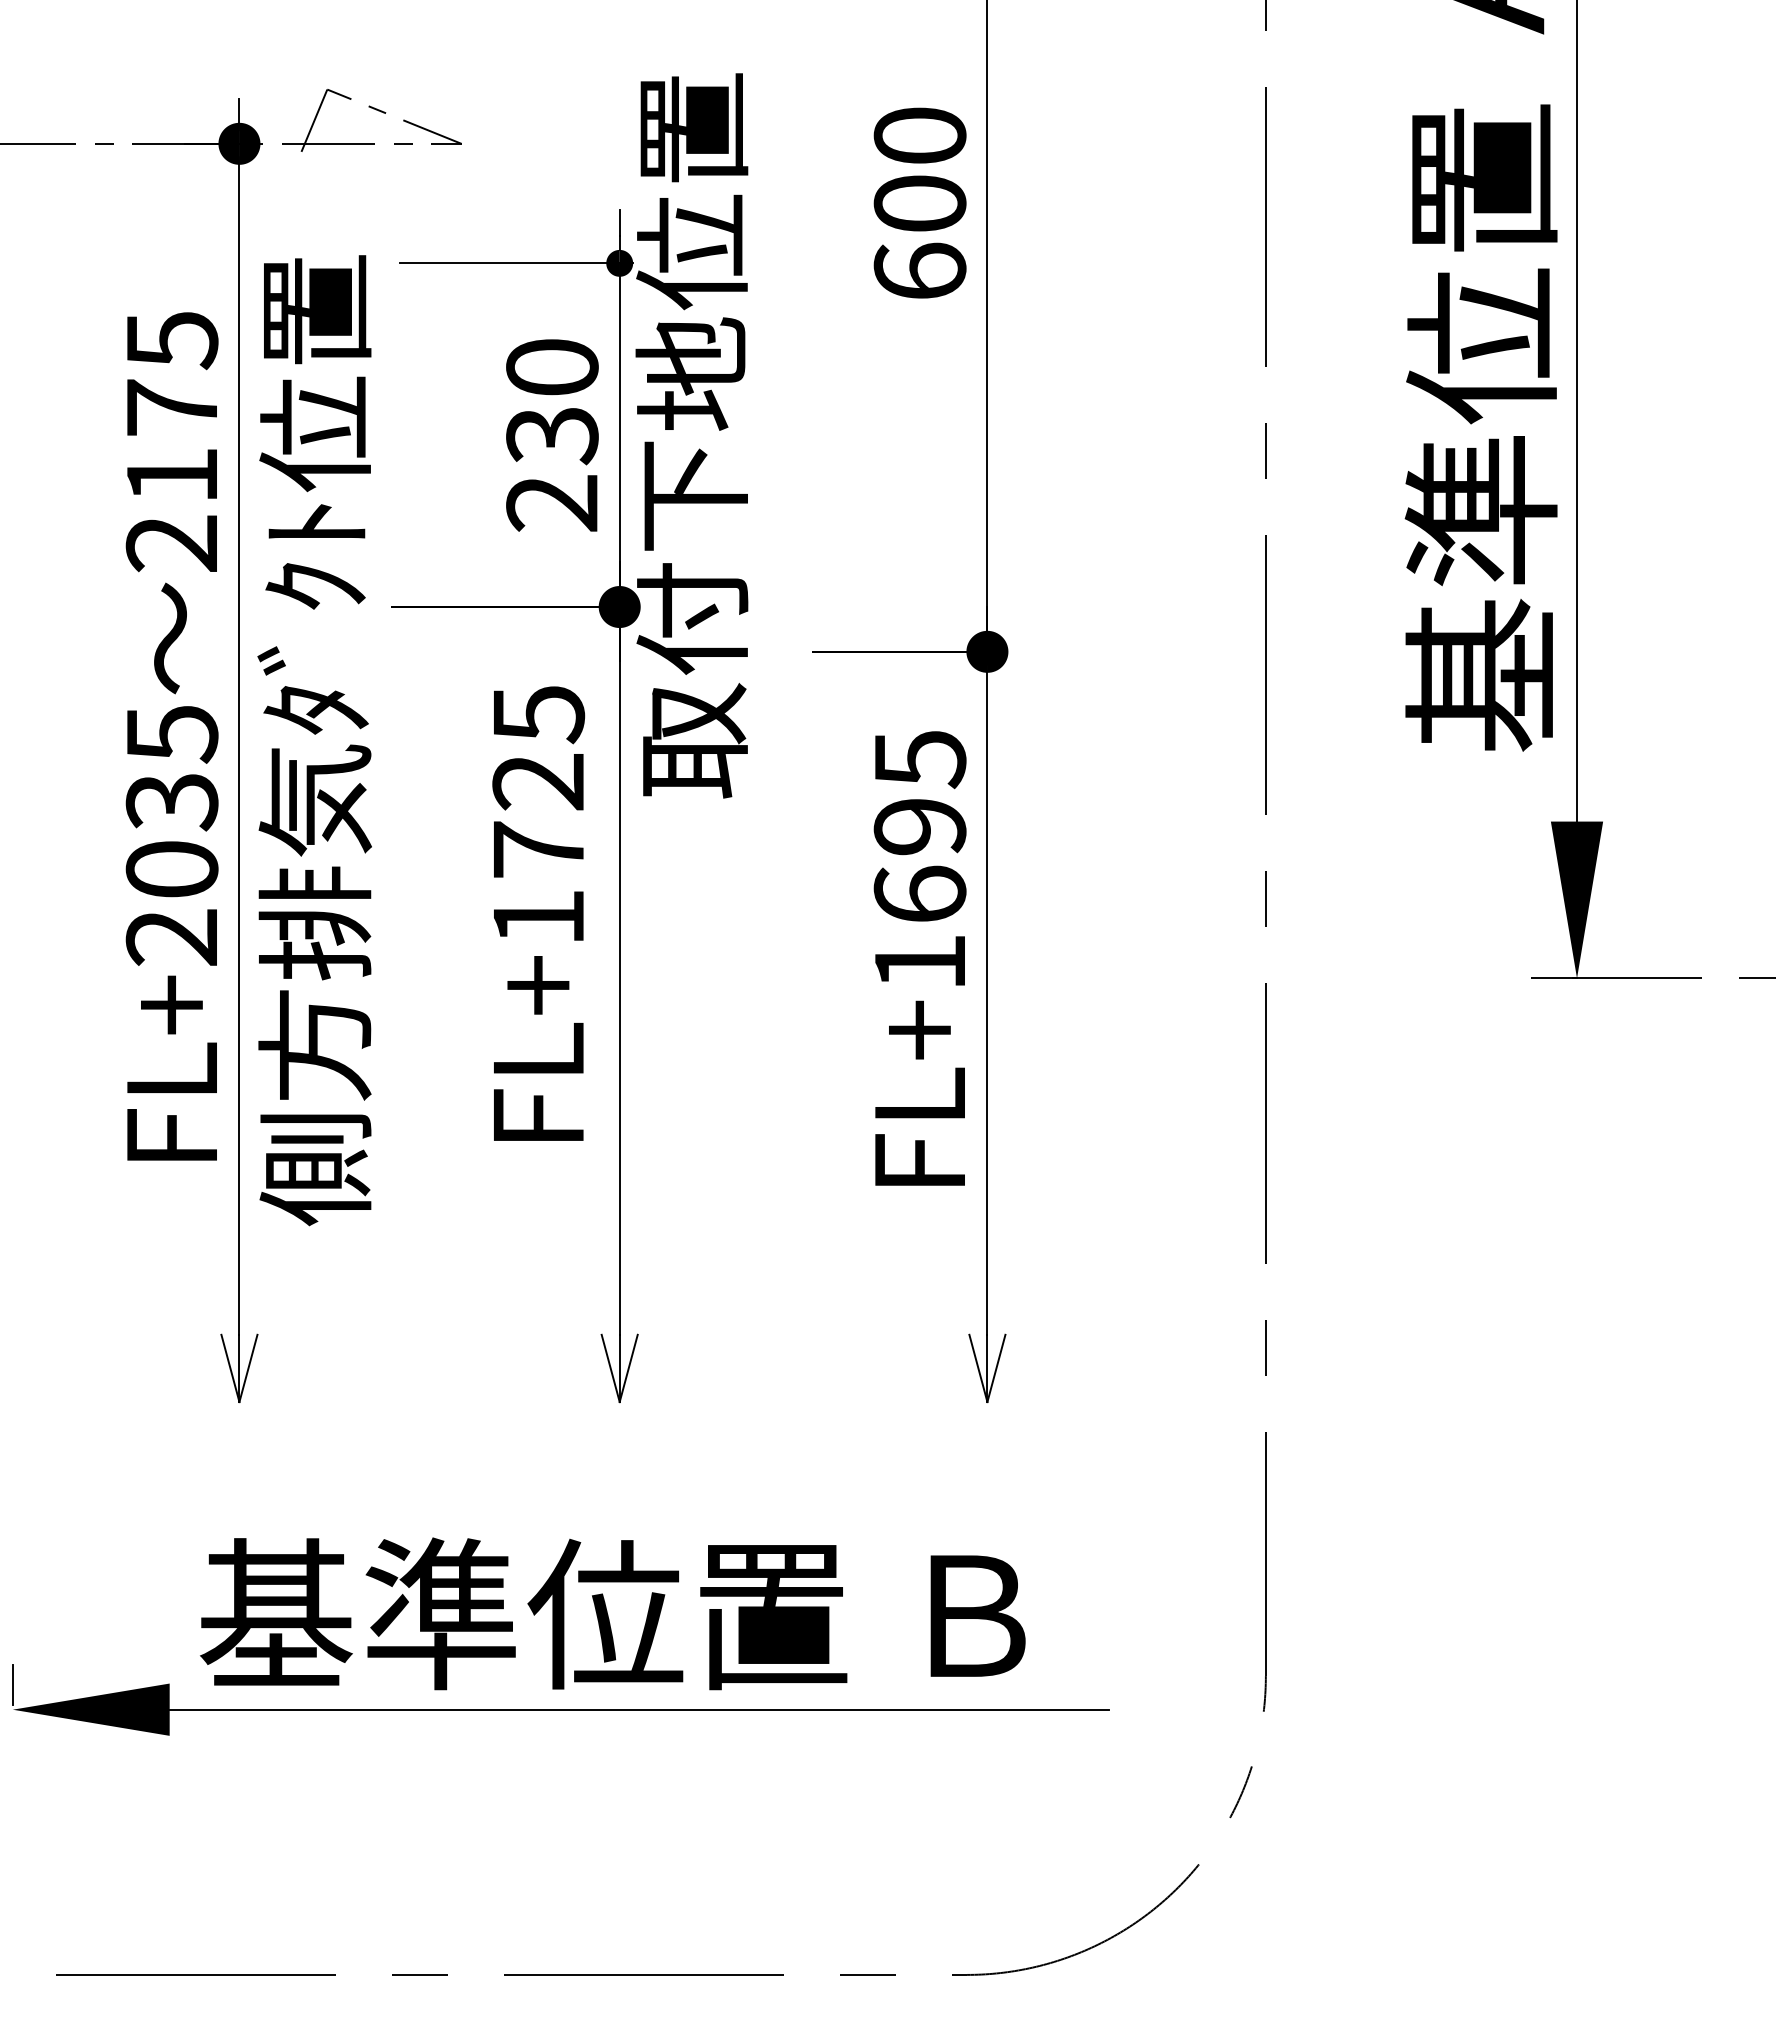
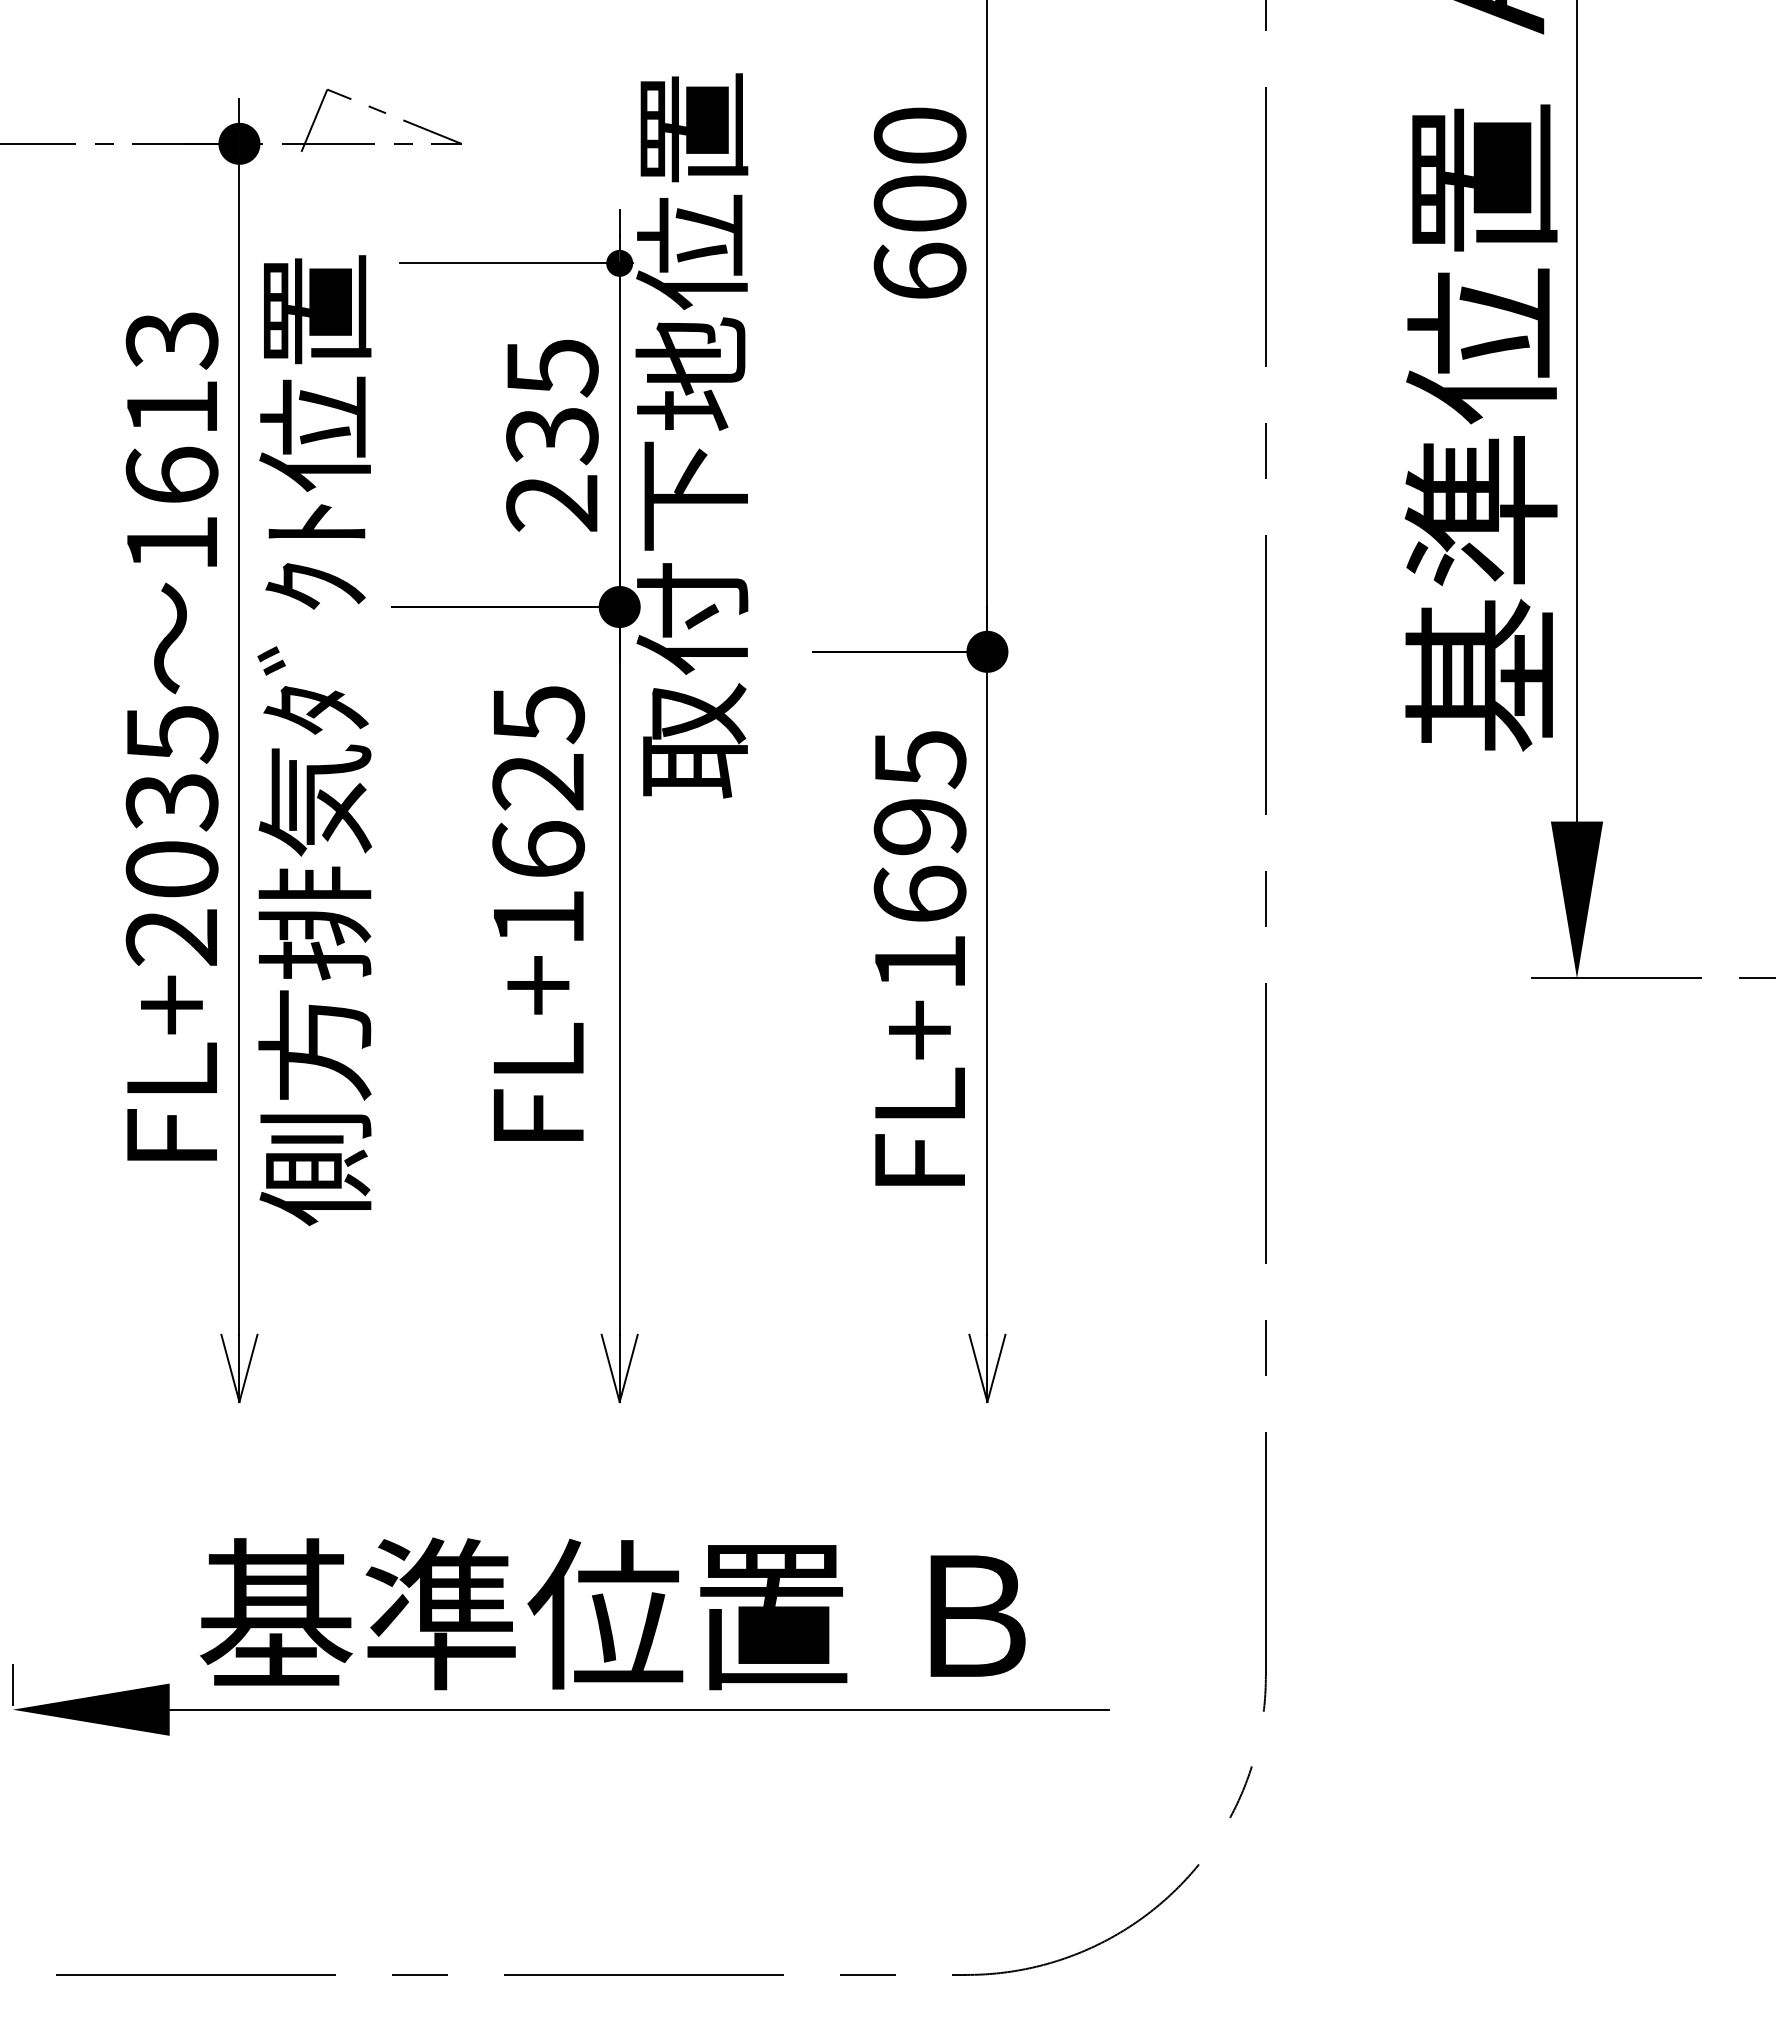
text: 230 -> 235 (552, 368)
text: 2175 -> 1613 (171, 442)
text: FL+1725 -> FL+1625 (538, 849)
